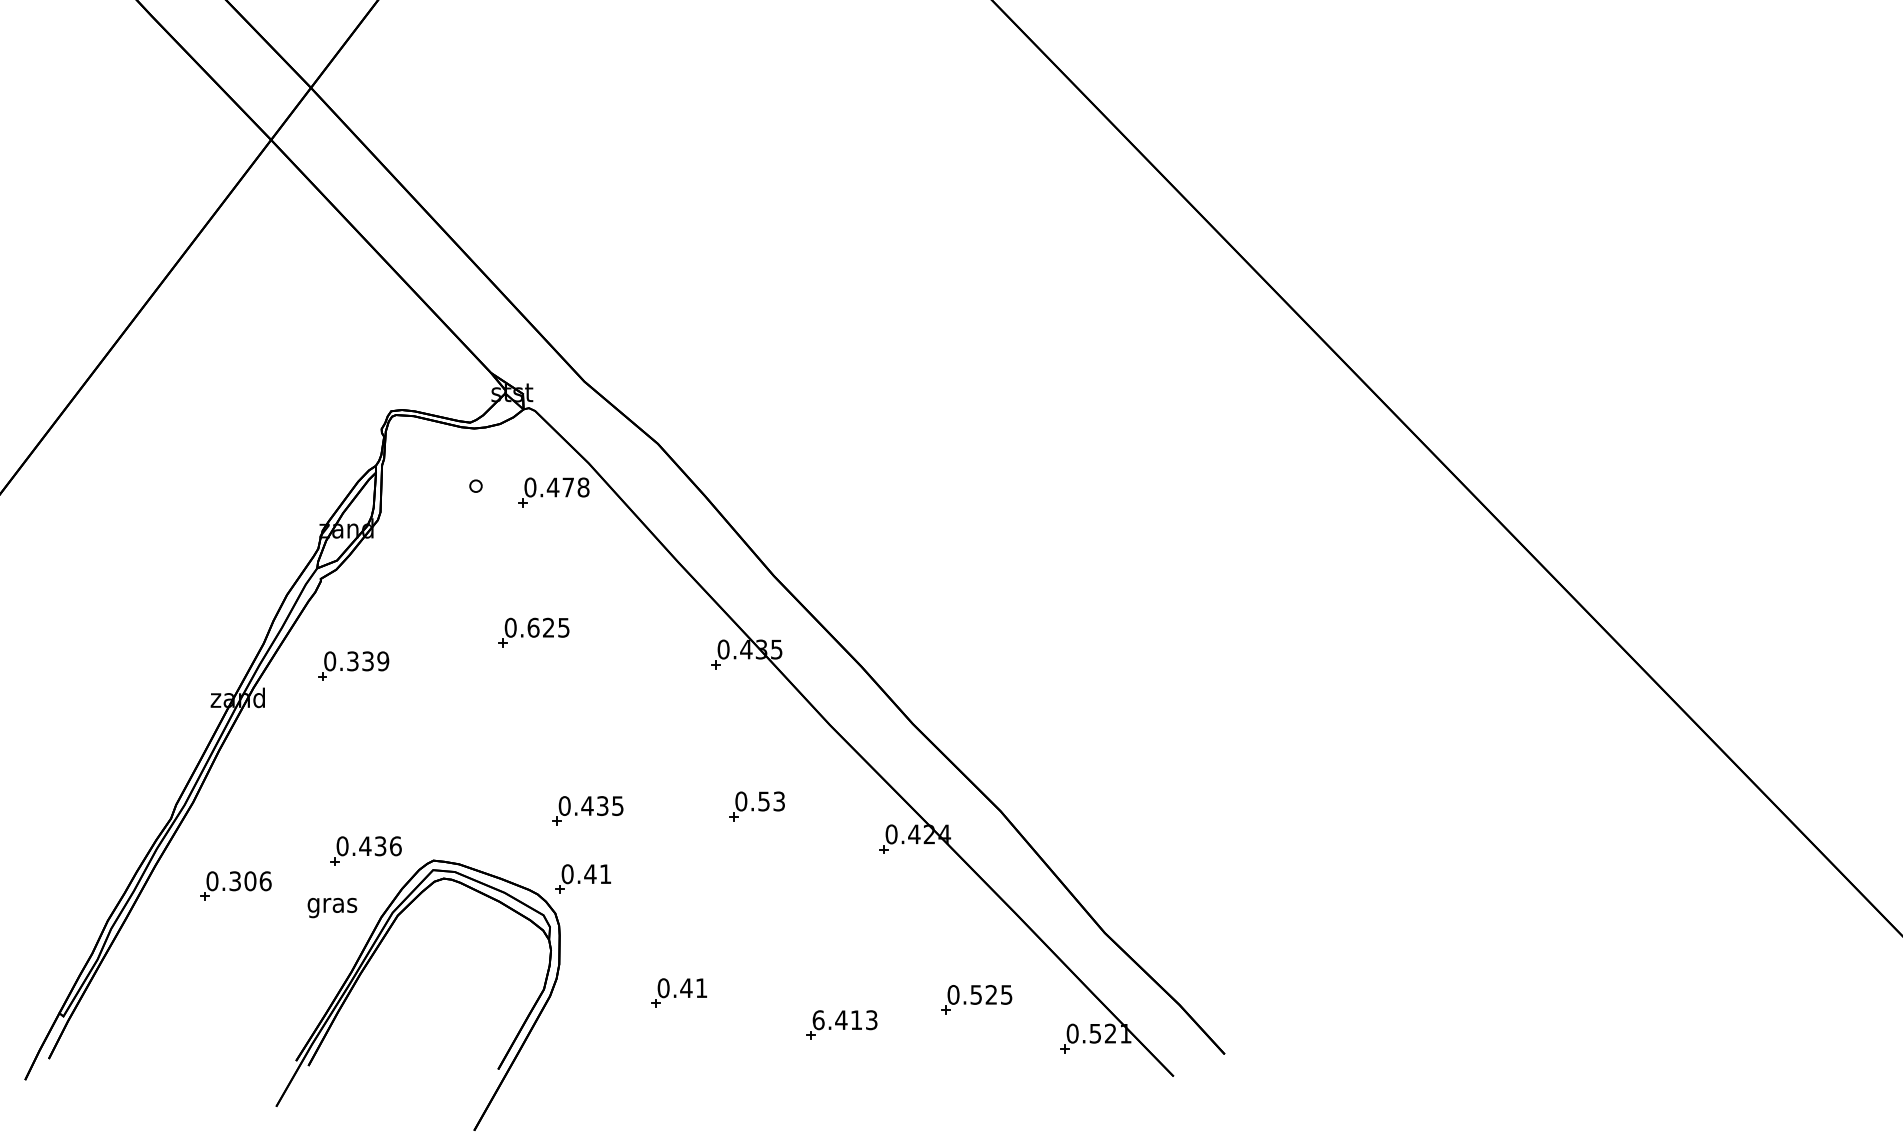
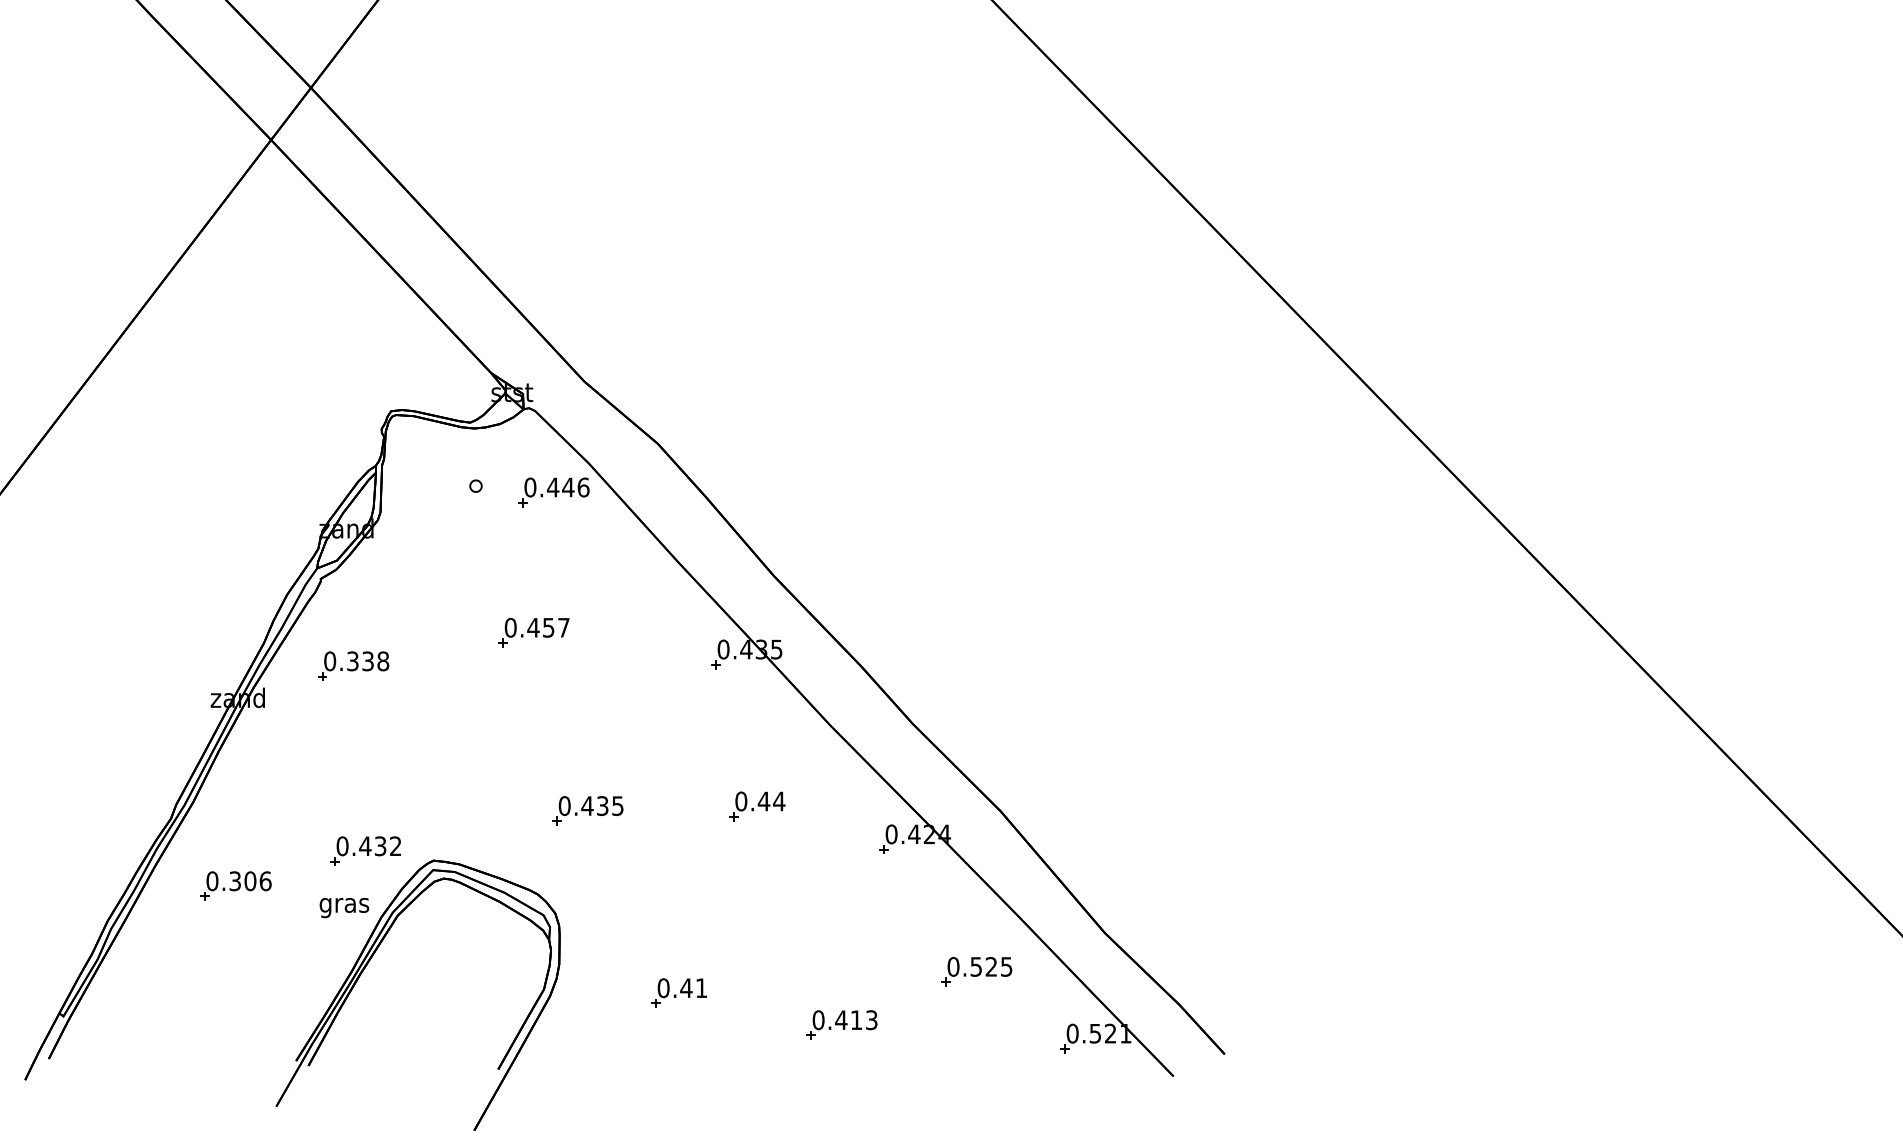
text: 0.478 -> 0.446 (575, 487)
text: 0.625 -> 0.457 (548, 627)
text: 0.339 -> 0.338 (383, 661)
text: 0.53 -> 0.44 (771, 801)
text: 0.436 -> 0.432 (395, 846)
part: present -> none (582, 878)
text position: (332, 907) -> (344, 907) (344, 907)
part position: (976, 999) -> (976, 971) (976, 971)
text: 6.413 -> 0.413 (818, 1019)
